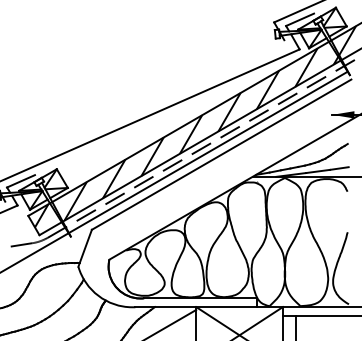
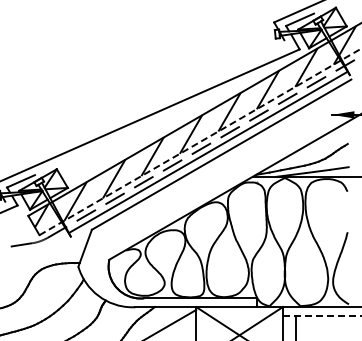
line: solid -> dashed (201, 141)
line: present -> none (34, 252)
line: solid -> dashed (322, 315)
